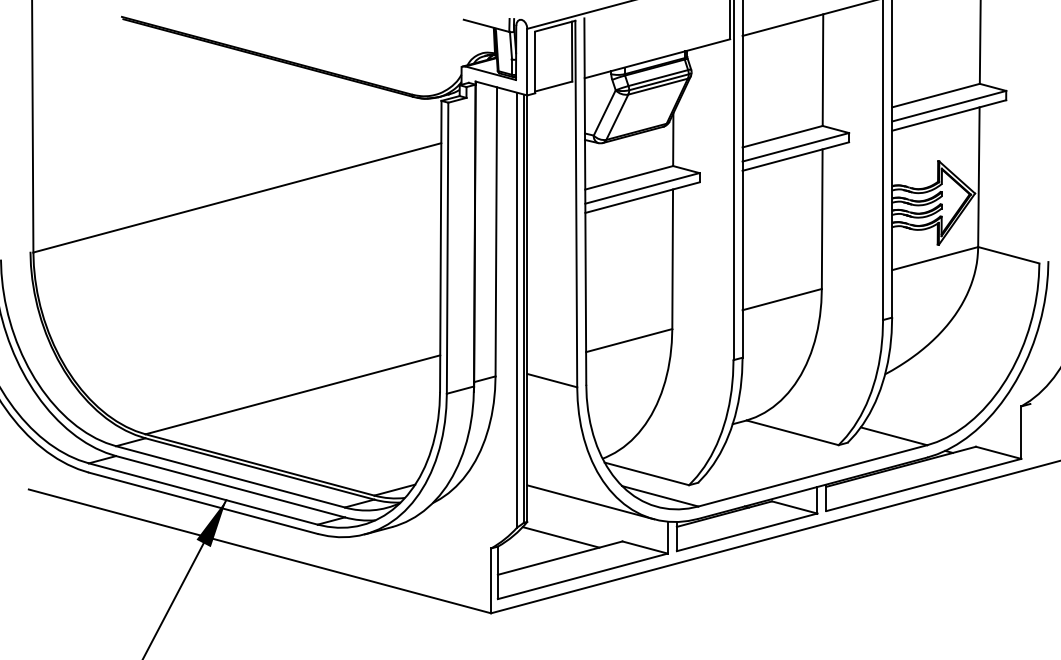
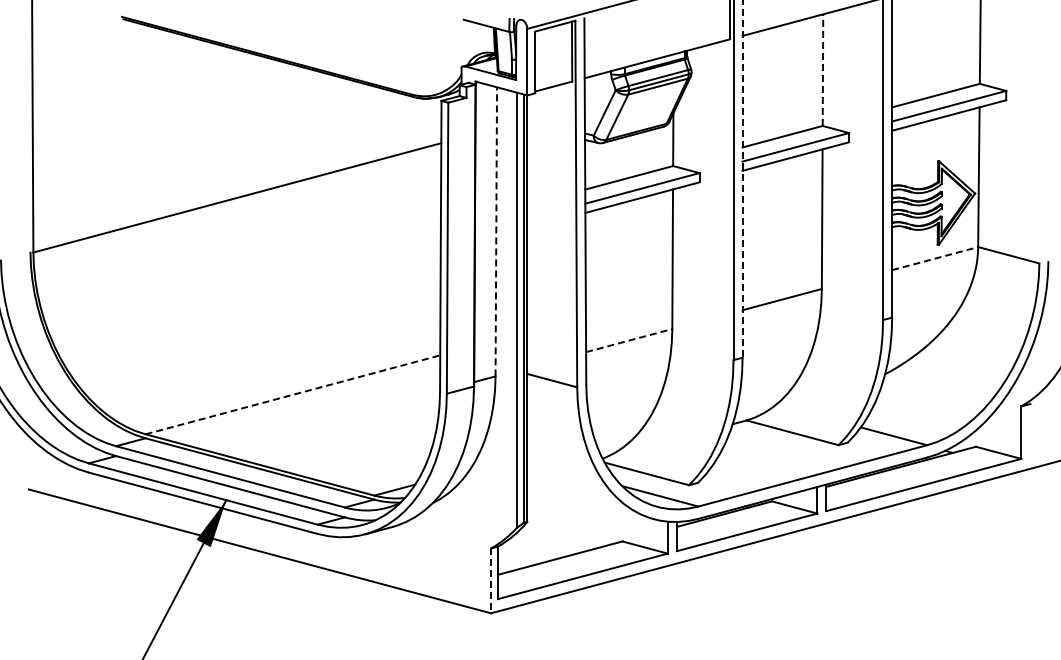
line: solid -> dashed (822, 70)
line: solid -> dashed (742, 178)
line: solid -> dashed (496, 231)
line: solid -> dashed (935, 258)
line: solid -> dashed (629, 340)
line: solid -> dashed (292, 394)
line: present -> none (590, 502)
line: present -> none (560, 537)
line: solid -> dashed (491, 581)
